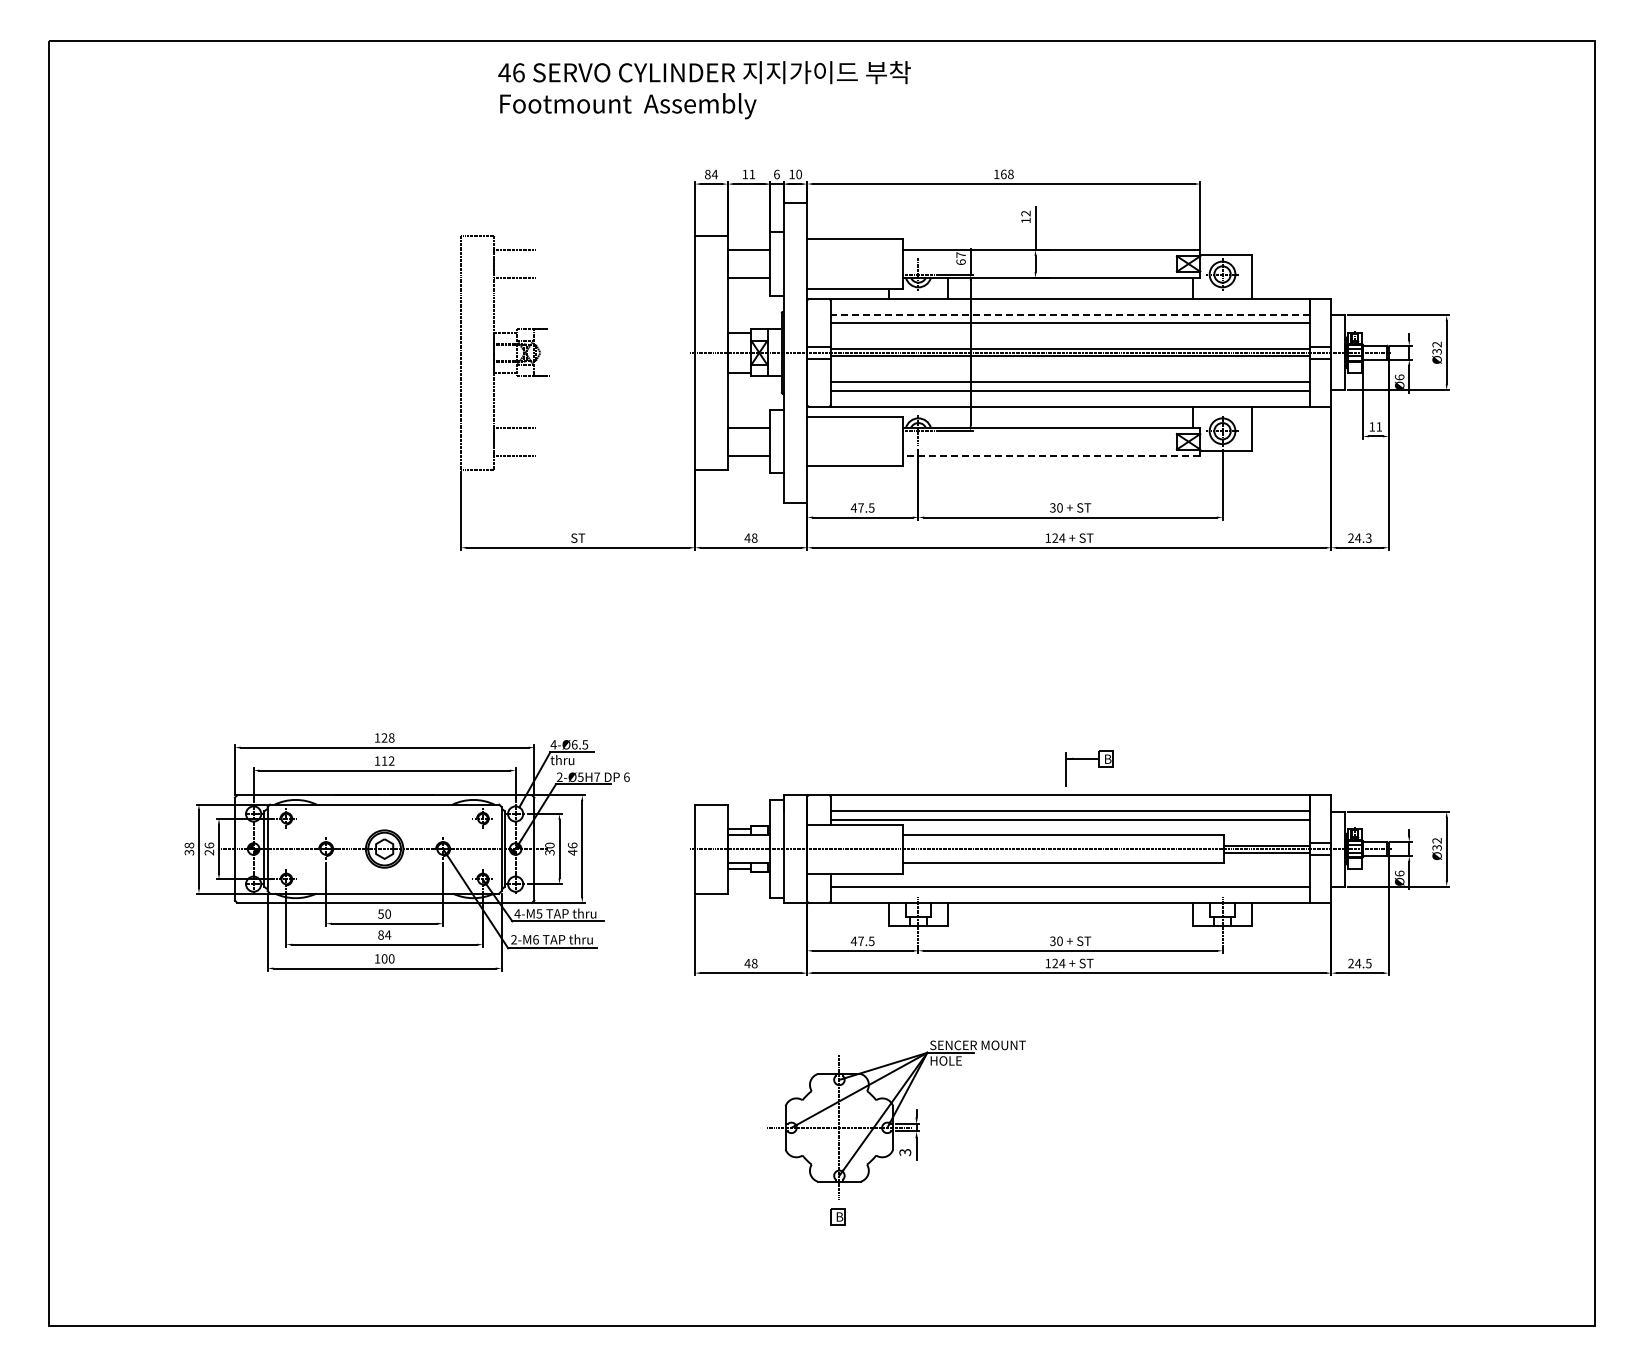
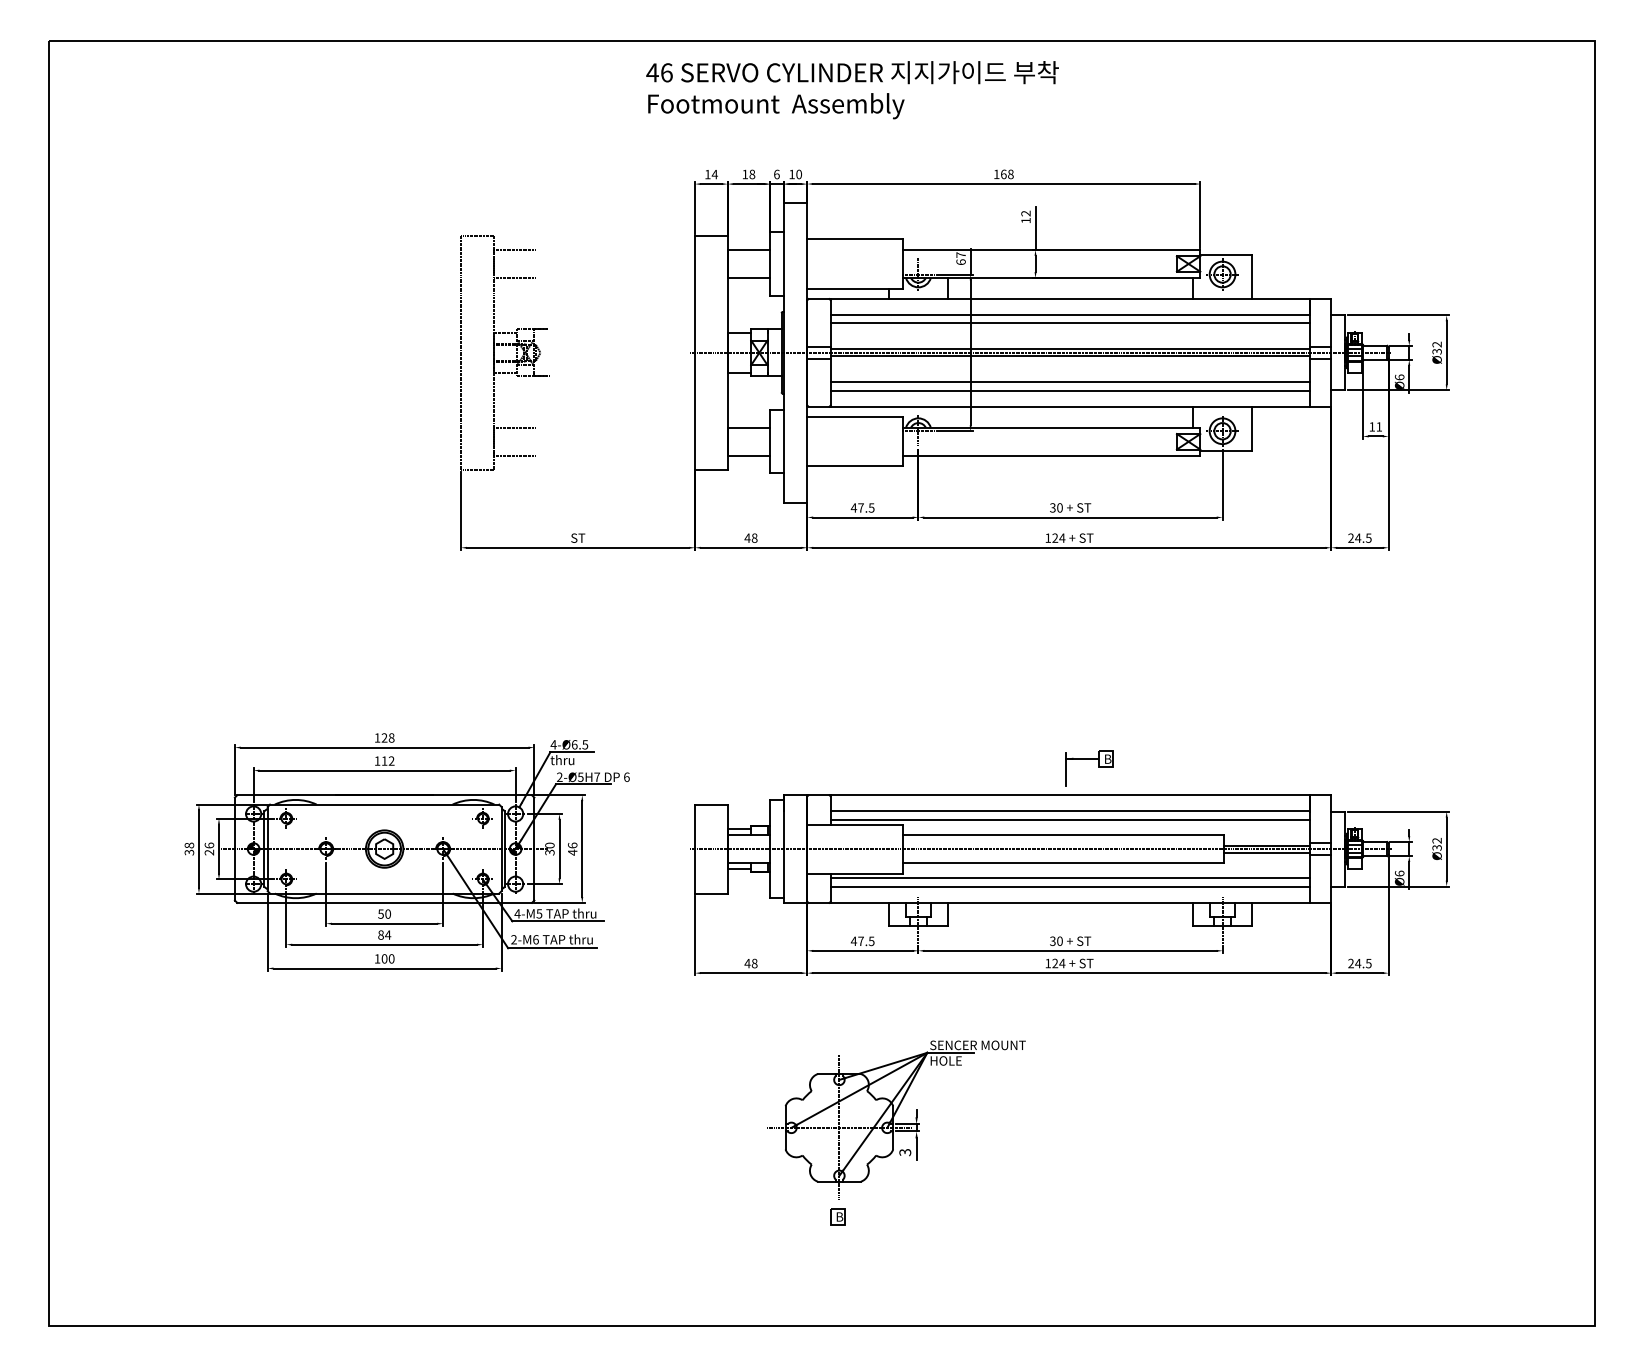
text position: (704, 90) -> (852, 90) (852, 90)
text: 84 -> 14 (707, 174)
text: 11 -> 18 (752, 174)
line: dashed -> solid (1070, 314)
line: dashed -> solid (1051, 455)
text: 24.3 -> 24.5 (1368, 537)
line: none -> present (1070, 878)
